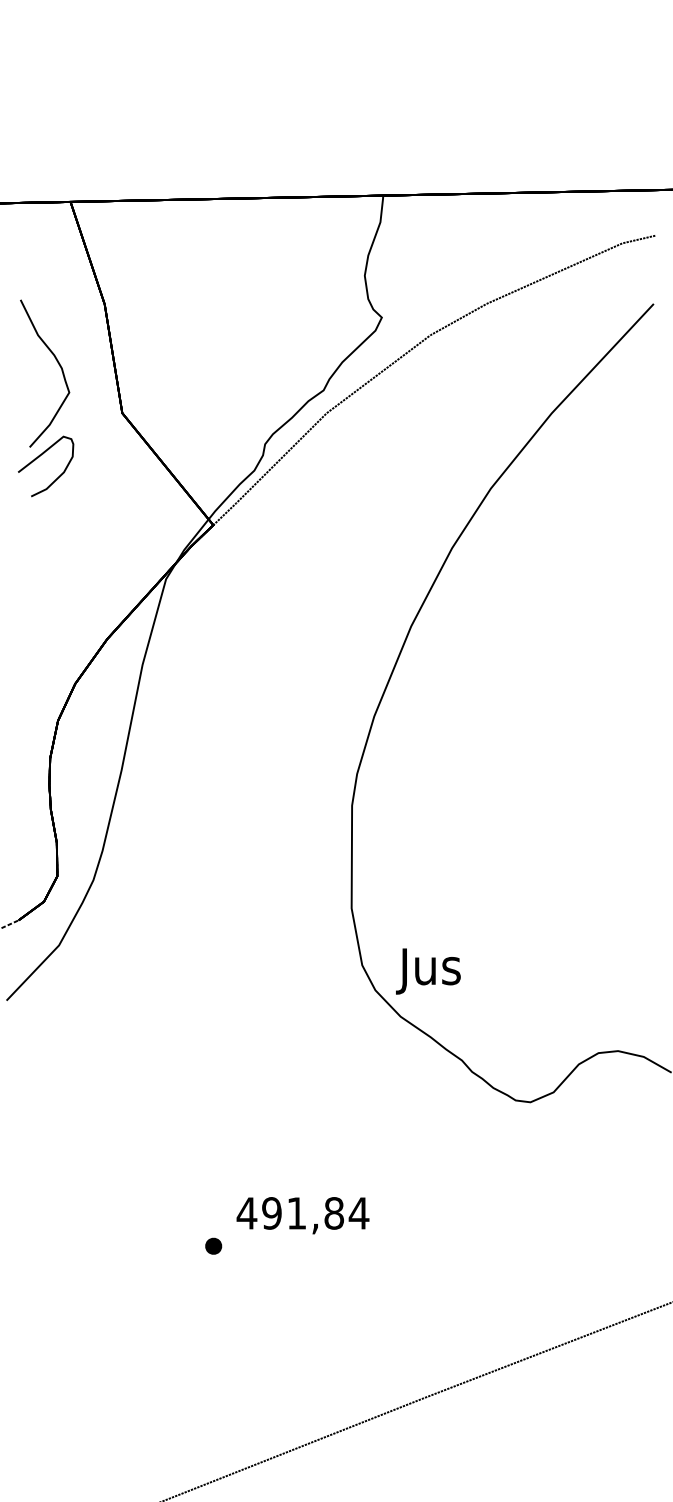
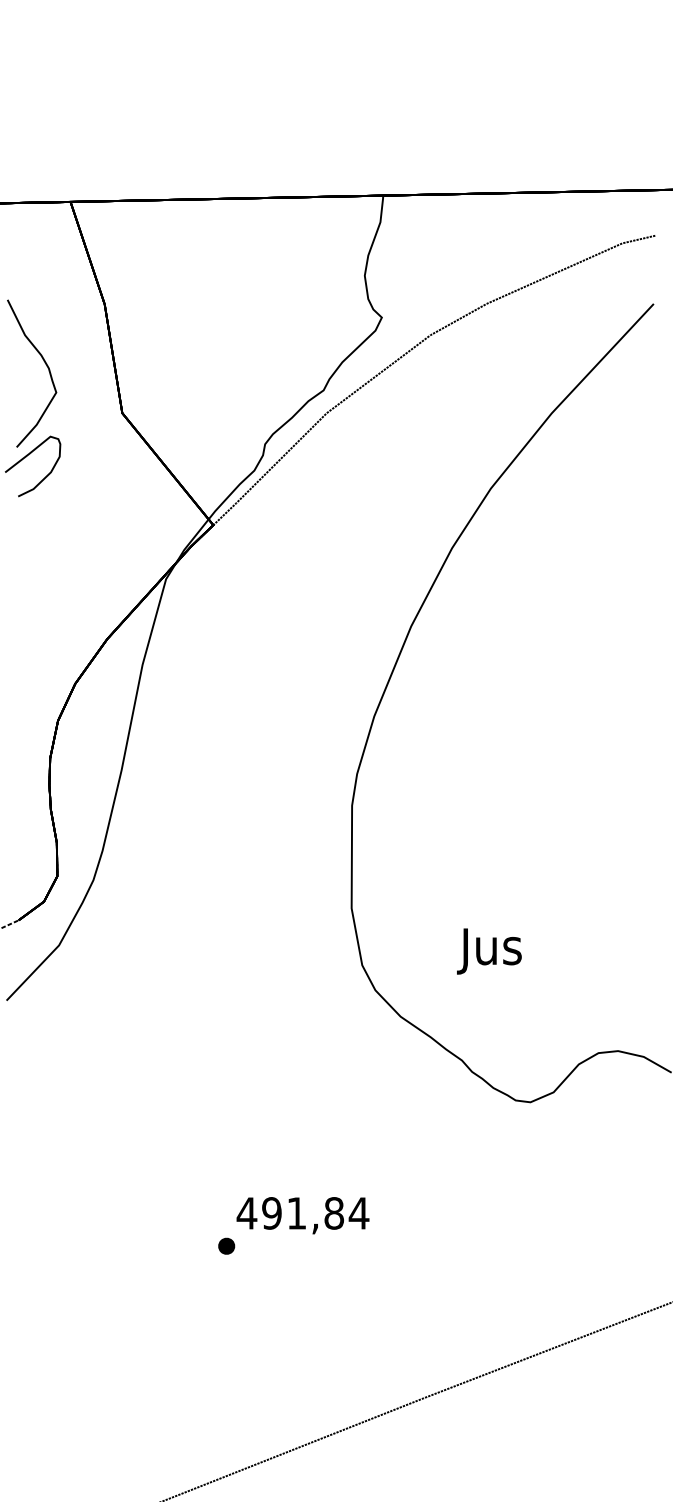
part position: (59, 406) -> (46, 406) (46, 406)
text position: (428, 971) -> (489, 951) (489, 951)
part position: (213, 1245) -> (226, 1245) (226, 1245)
